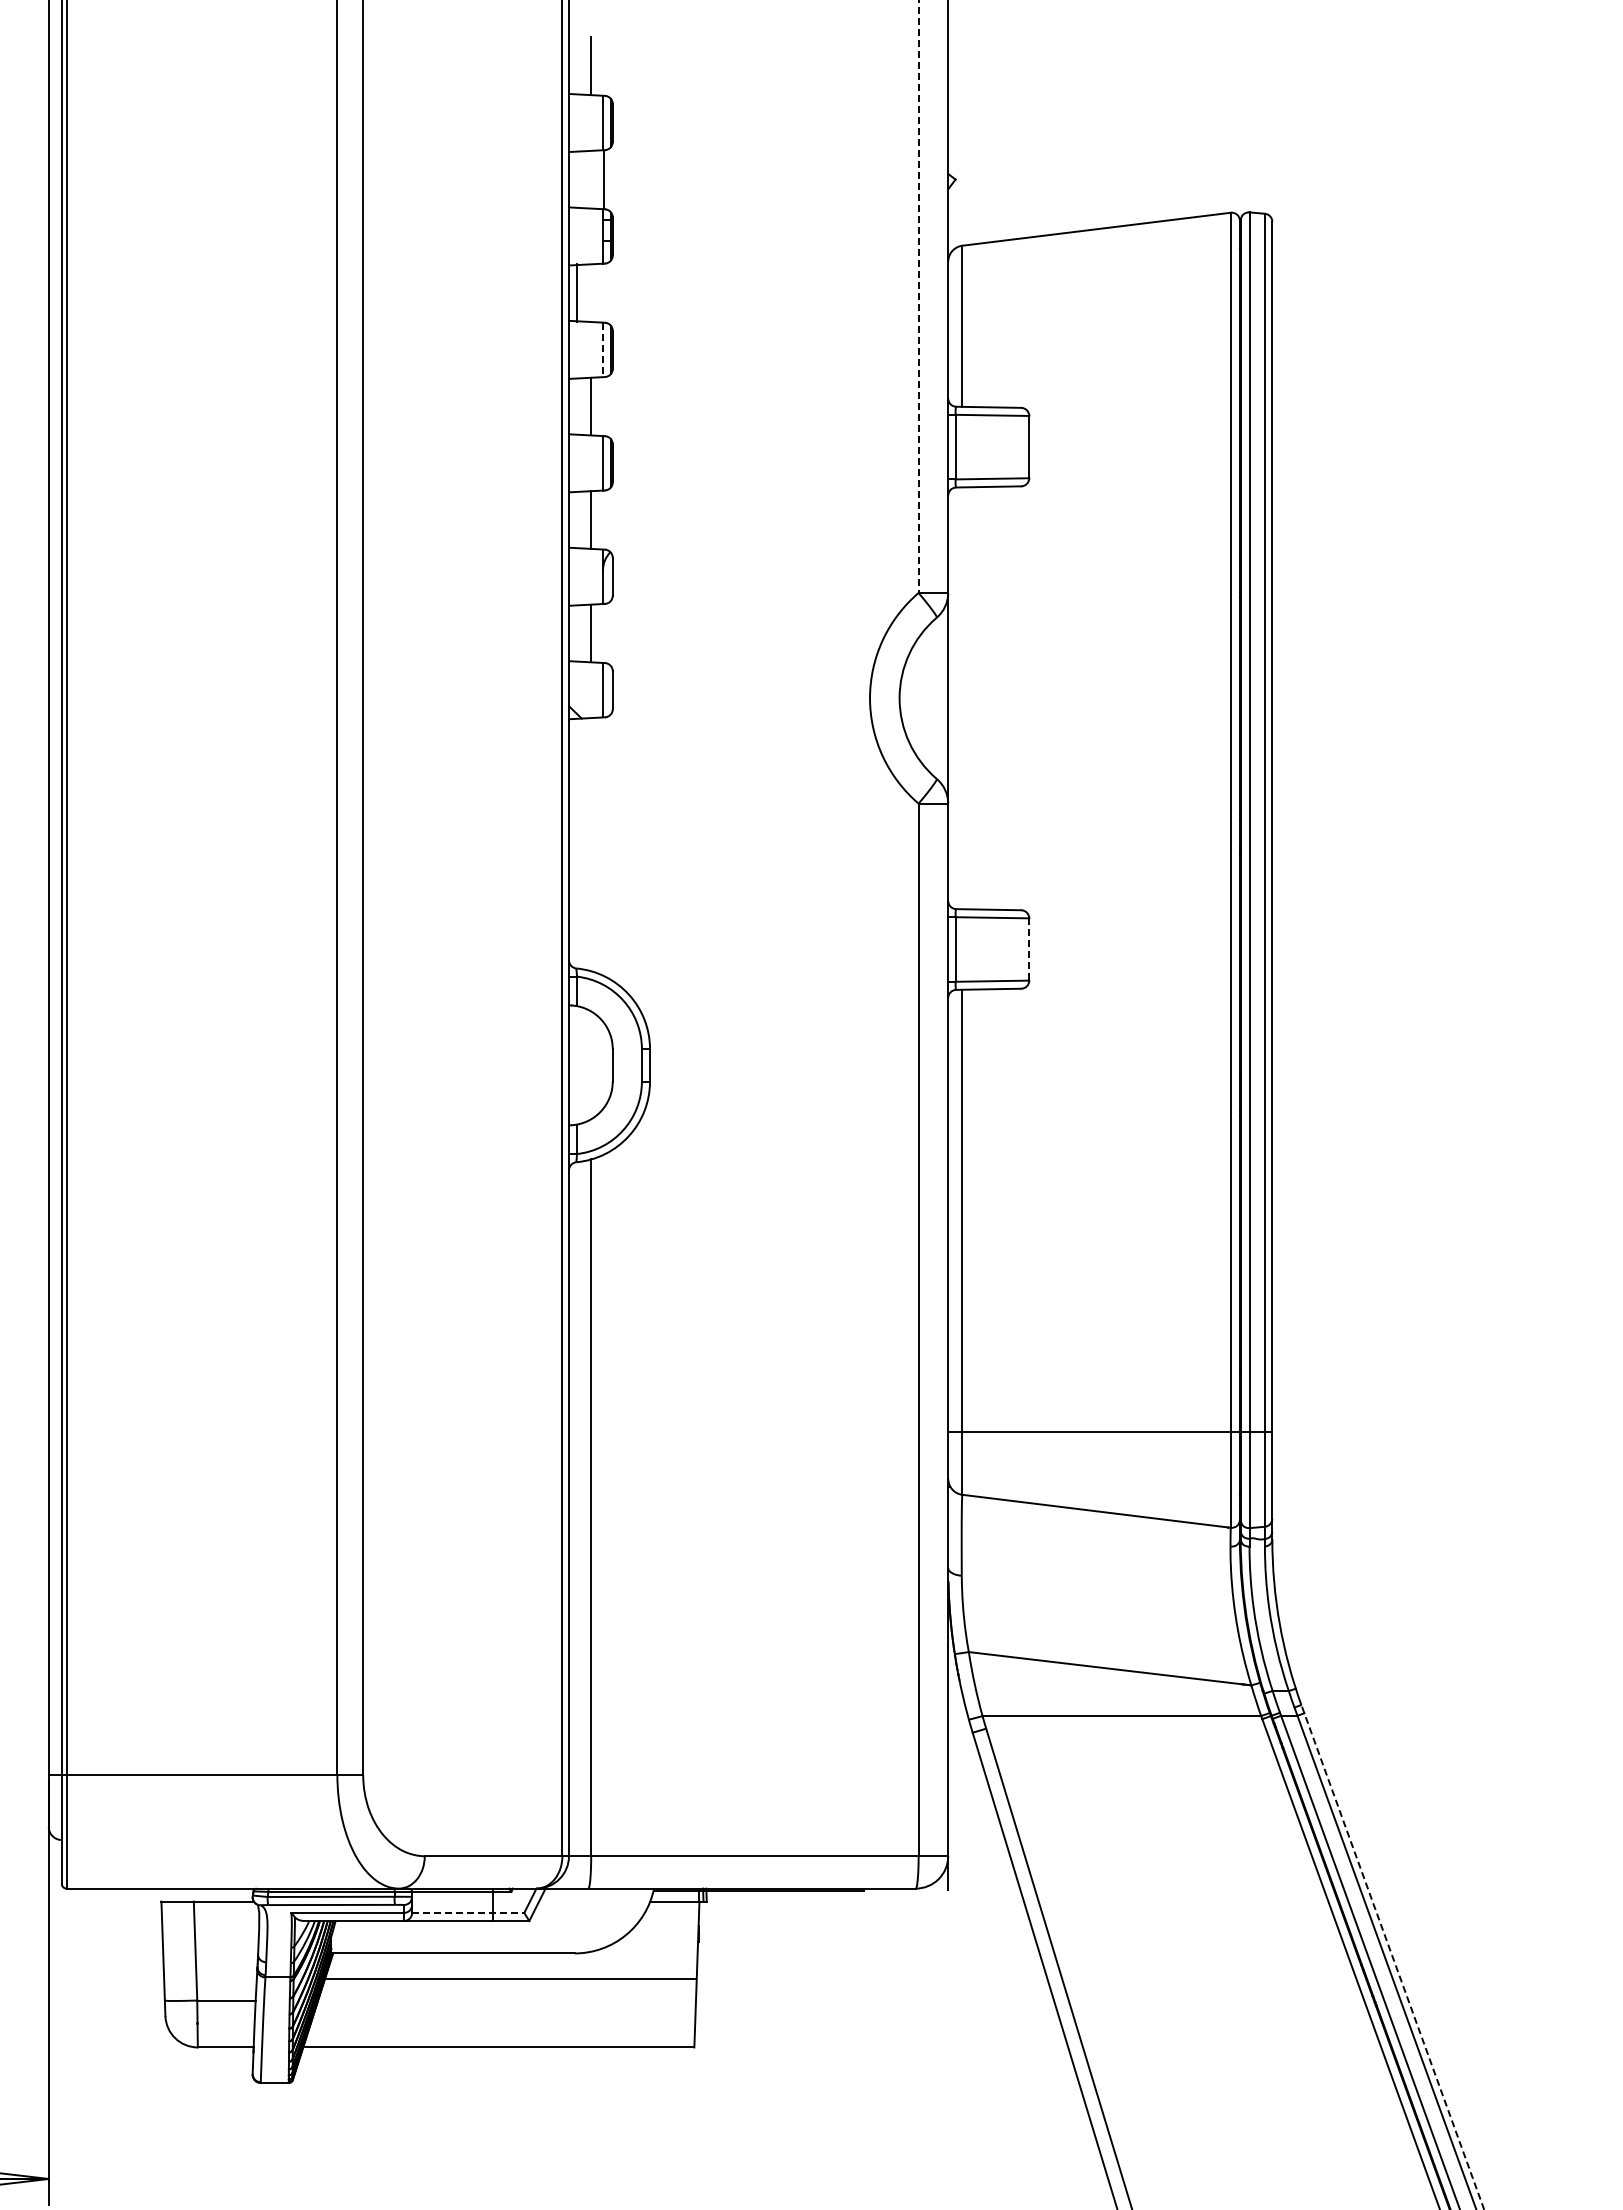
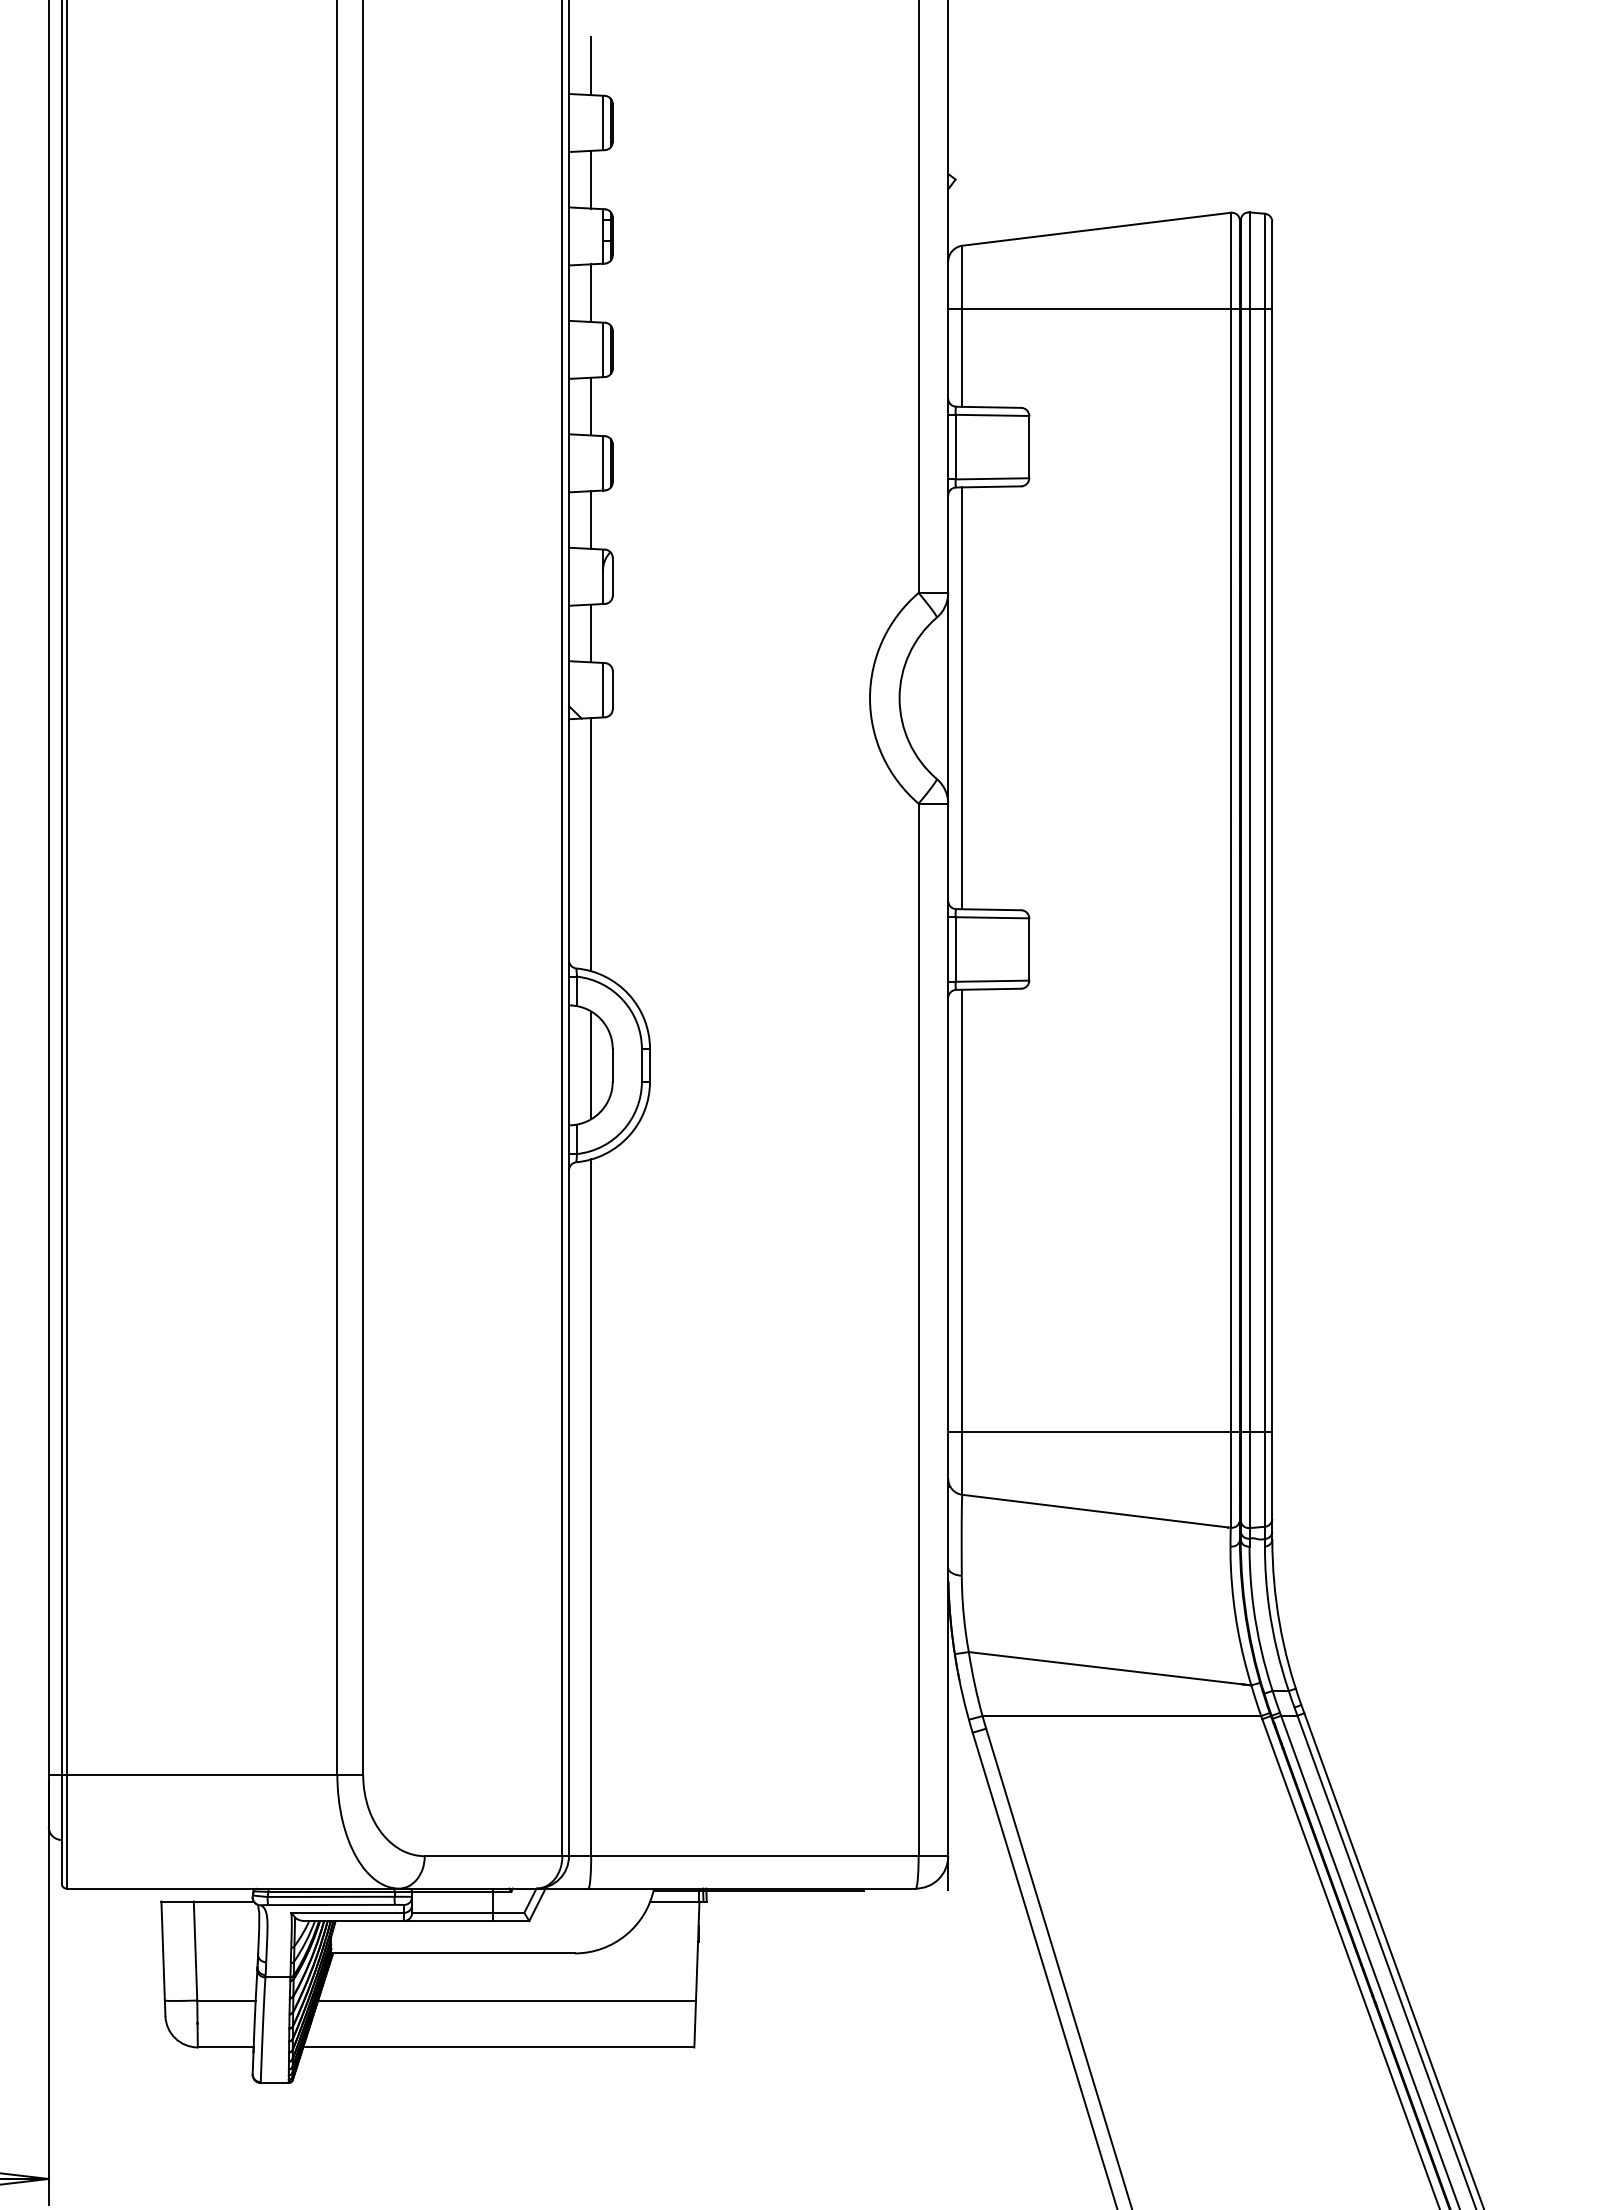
line position: (604, 179) -> (591, 179) (591, 179)
line position: (577, 293) -> (591, 293) (591, 293)
line: dashed -> solid (918, 297)
line: none -> present (1110, 308)
line: dashed -> solid (603, 350)
line: none -> present (962, 698)
line: none -> present (591, 844)
line: dashed -> solid (1029, 950)
line: none -> present (591, 1065)
line: dashed -> solid (468, 1912)
line: dashed -> solid (1392, 1956)
line position: (507, 1978) -> (507, 2000) (507, 2000)
